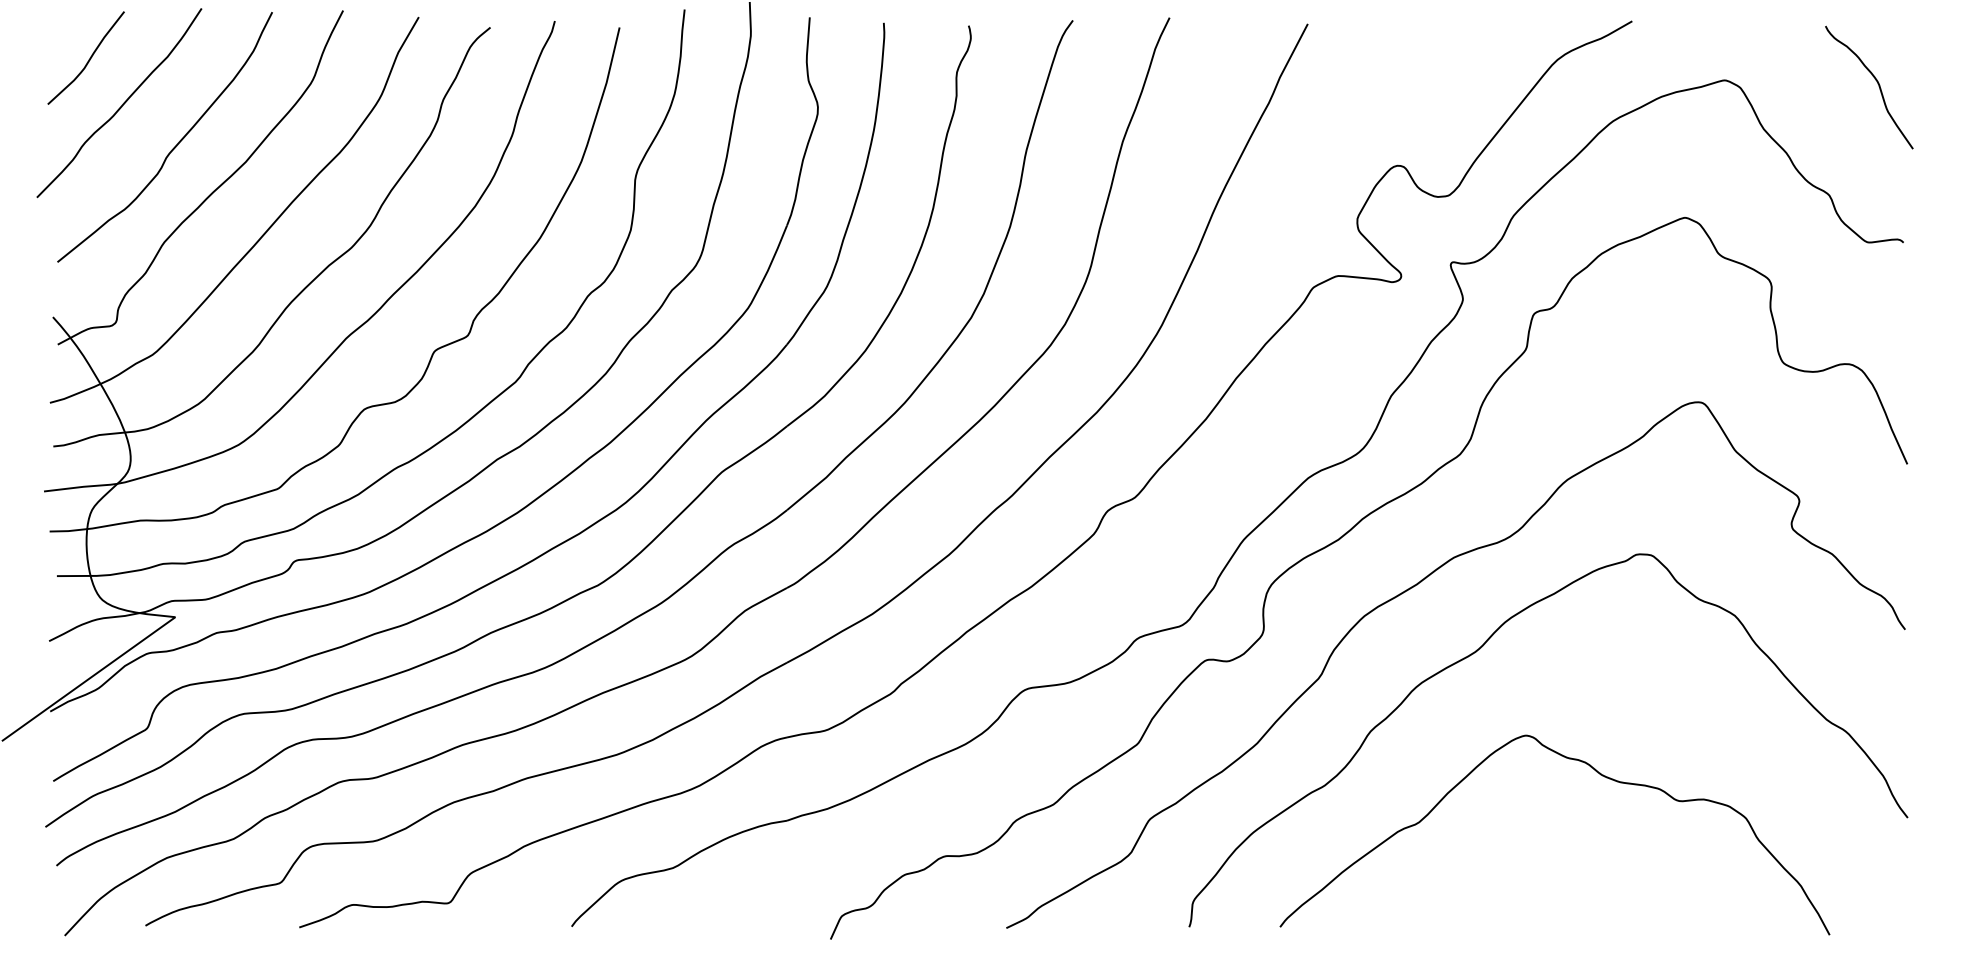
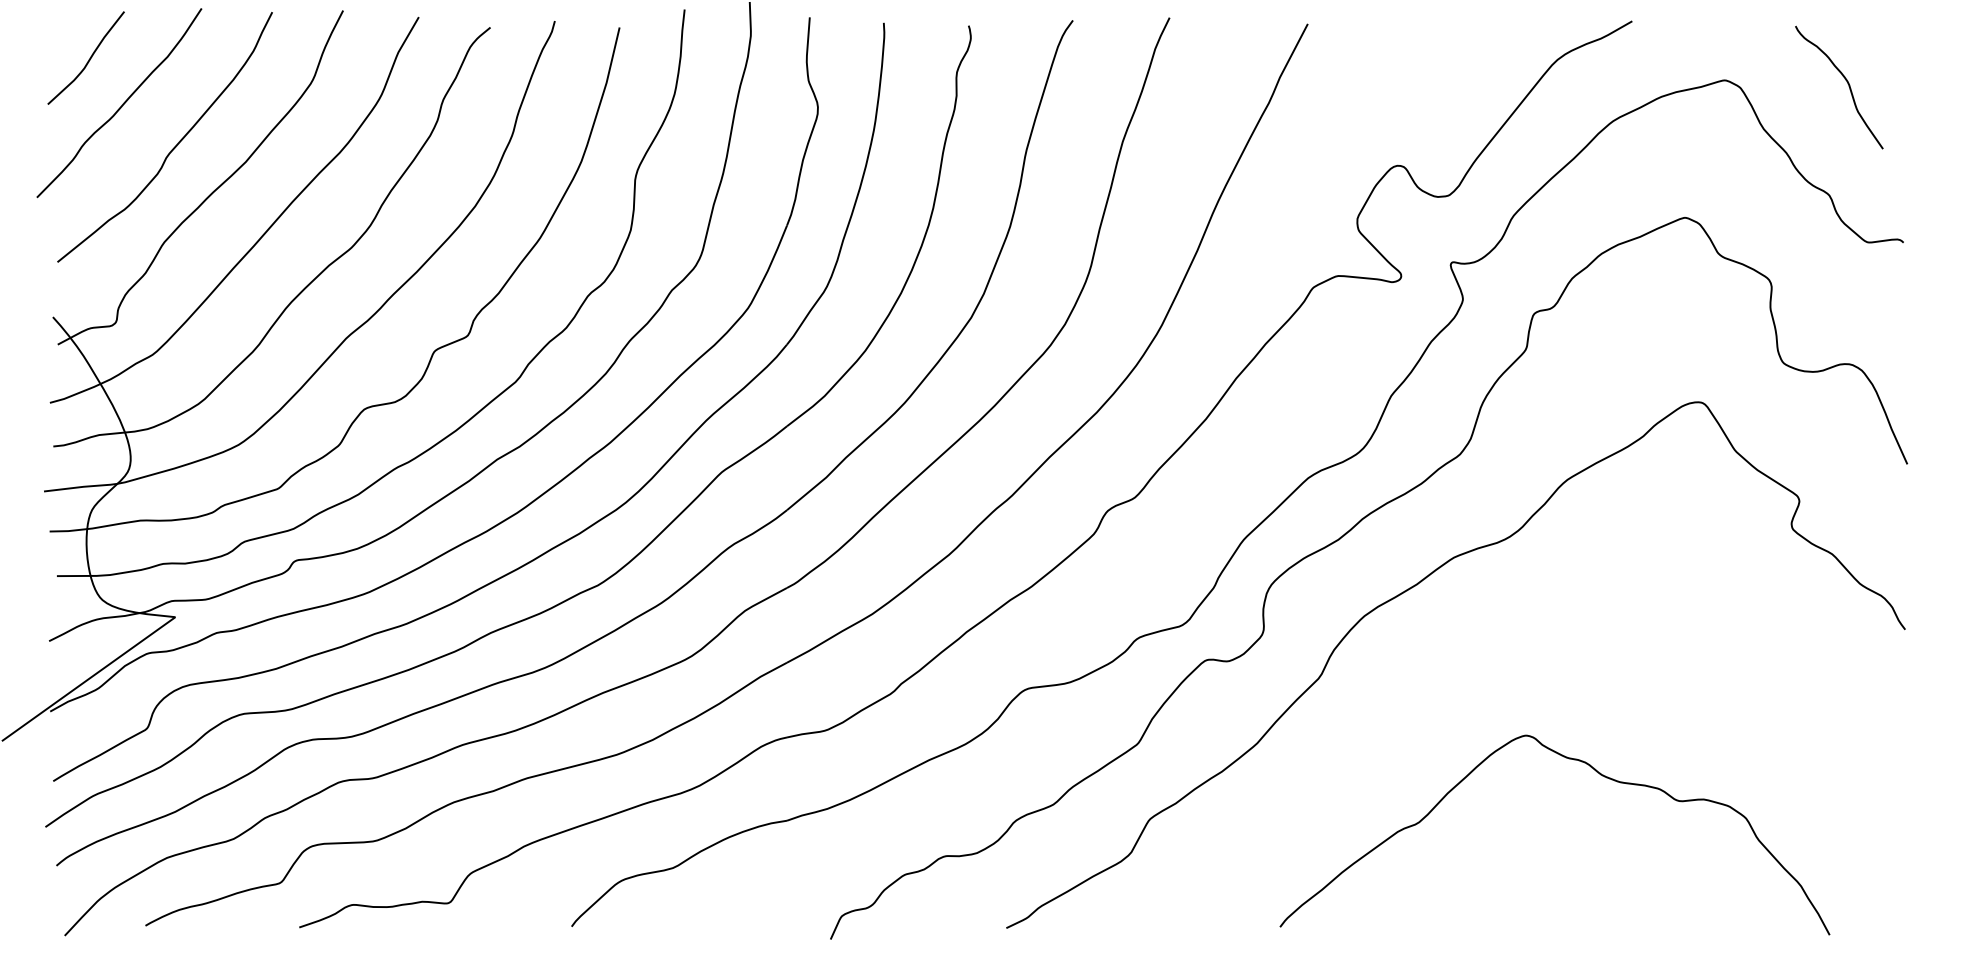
curve position: (1877, 84) -> (1847, 84) (1847, 84)
curve: present -> none (1476, 652)
